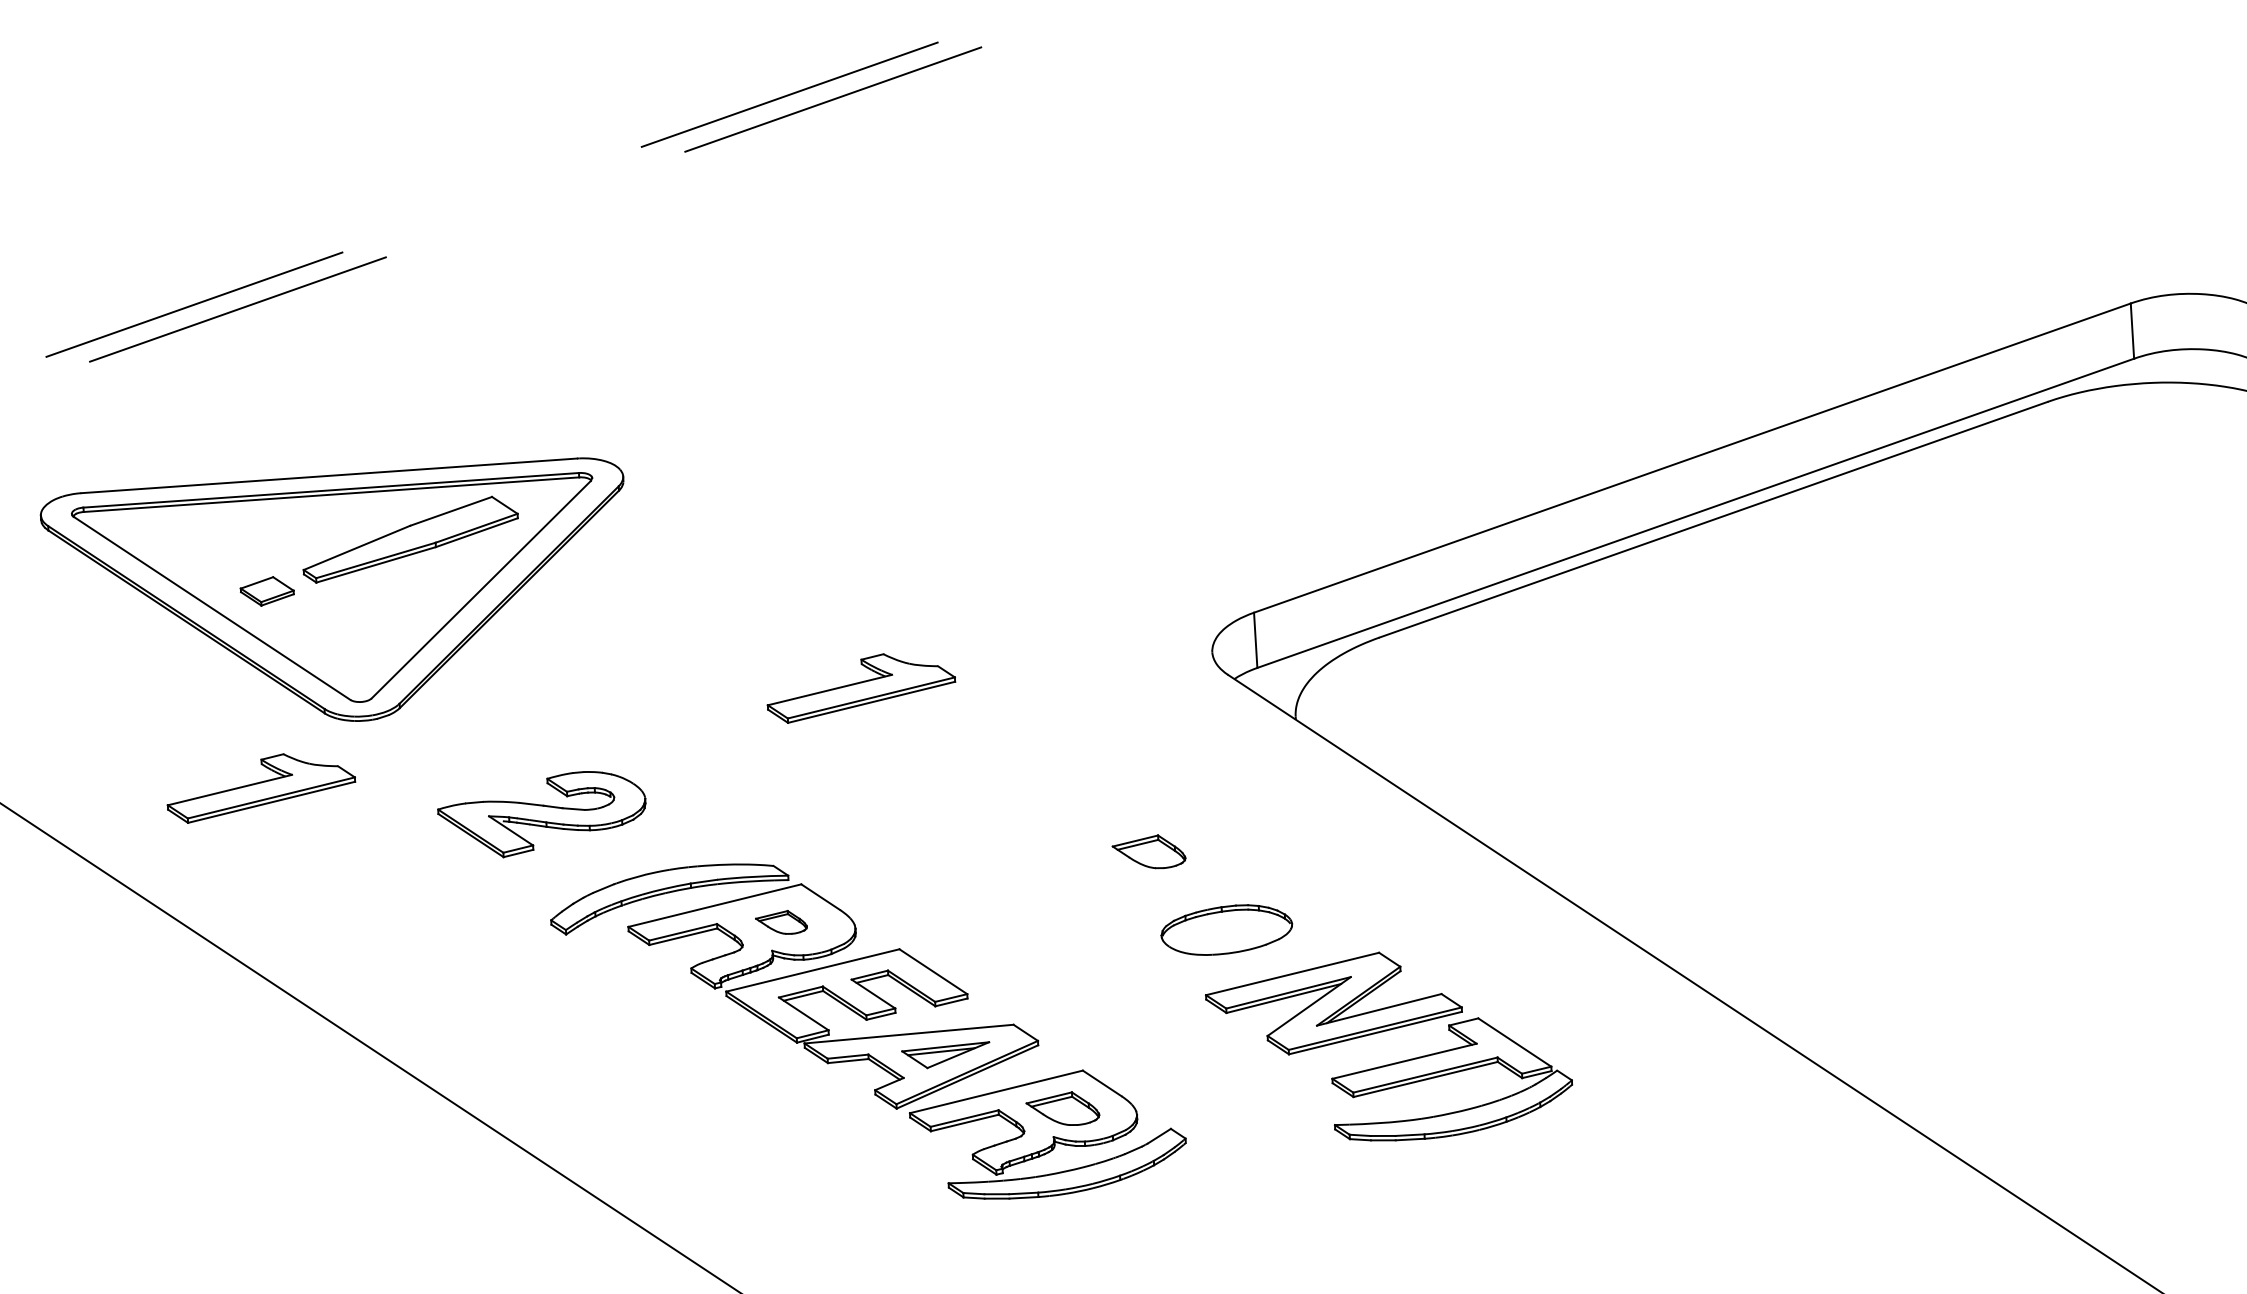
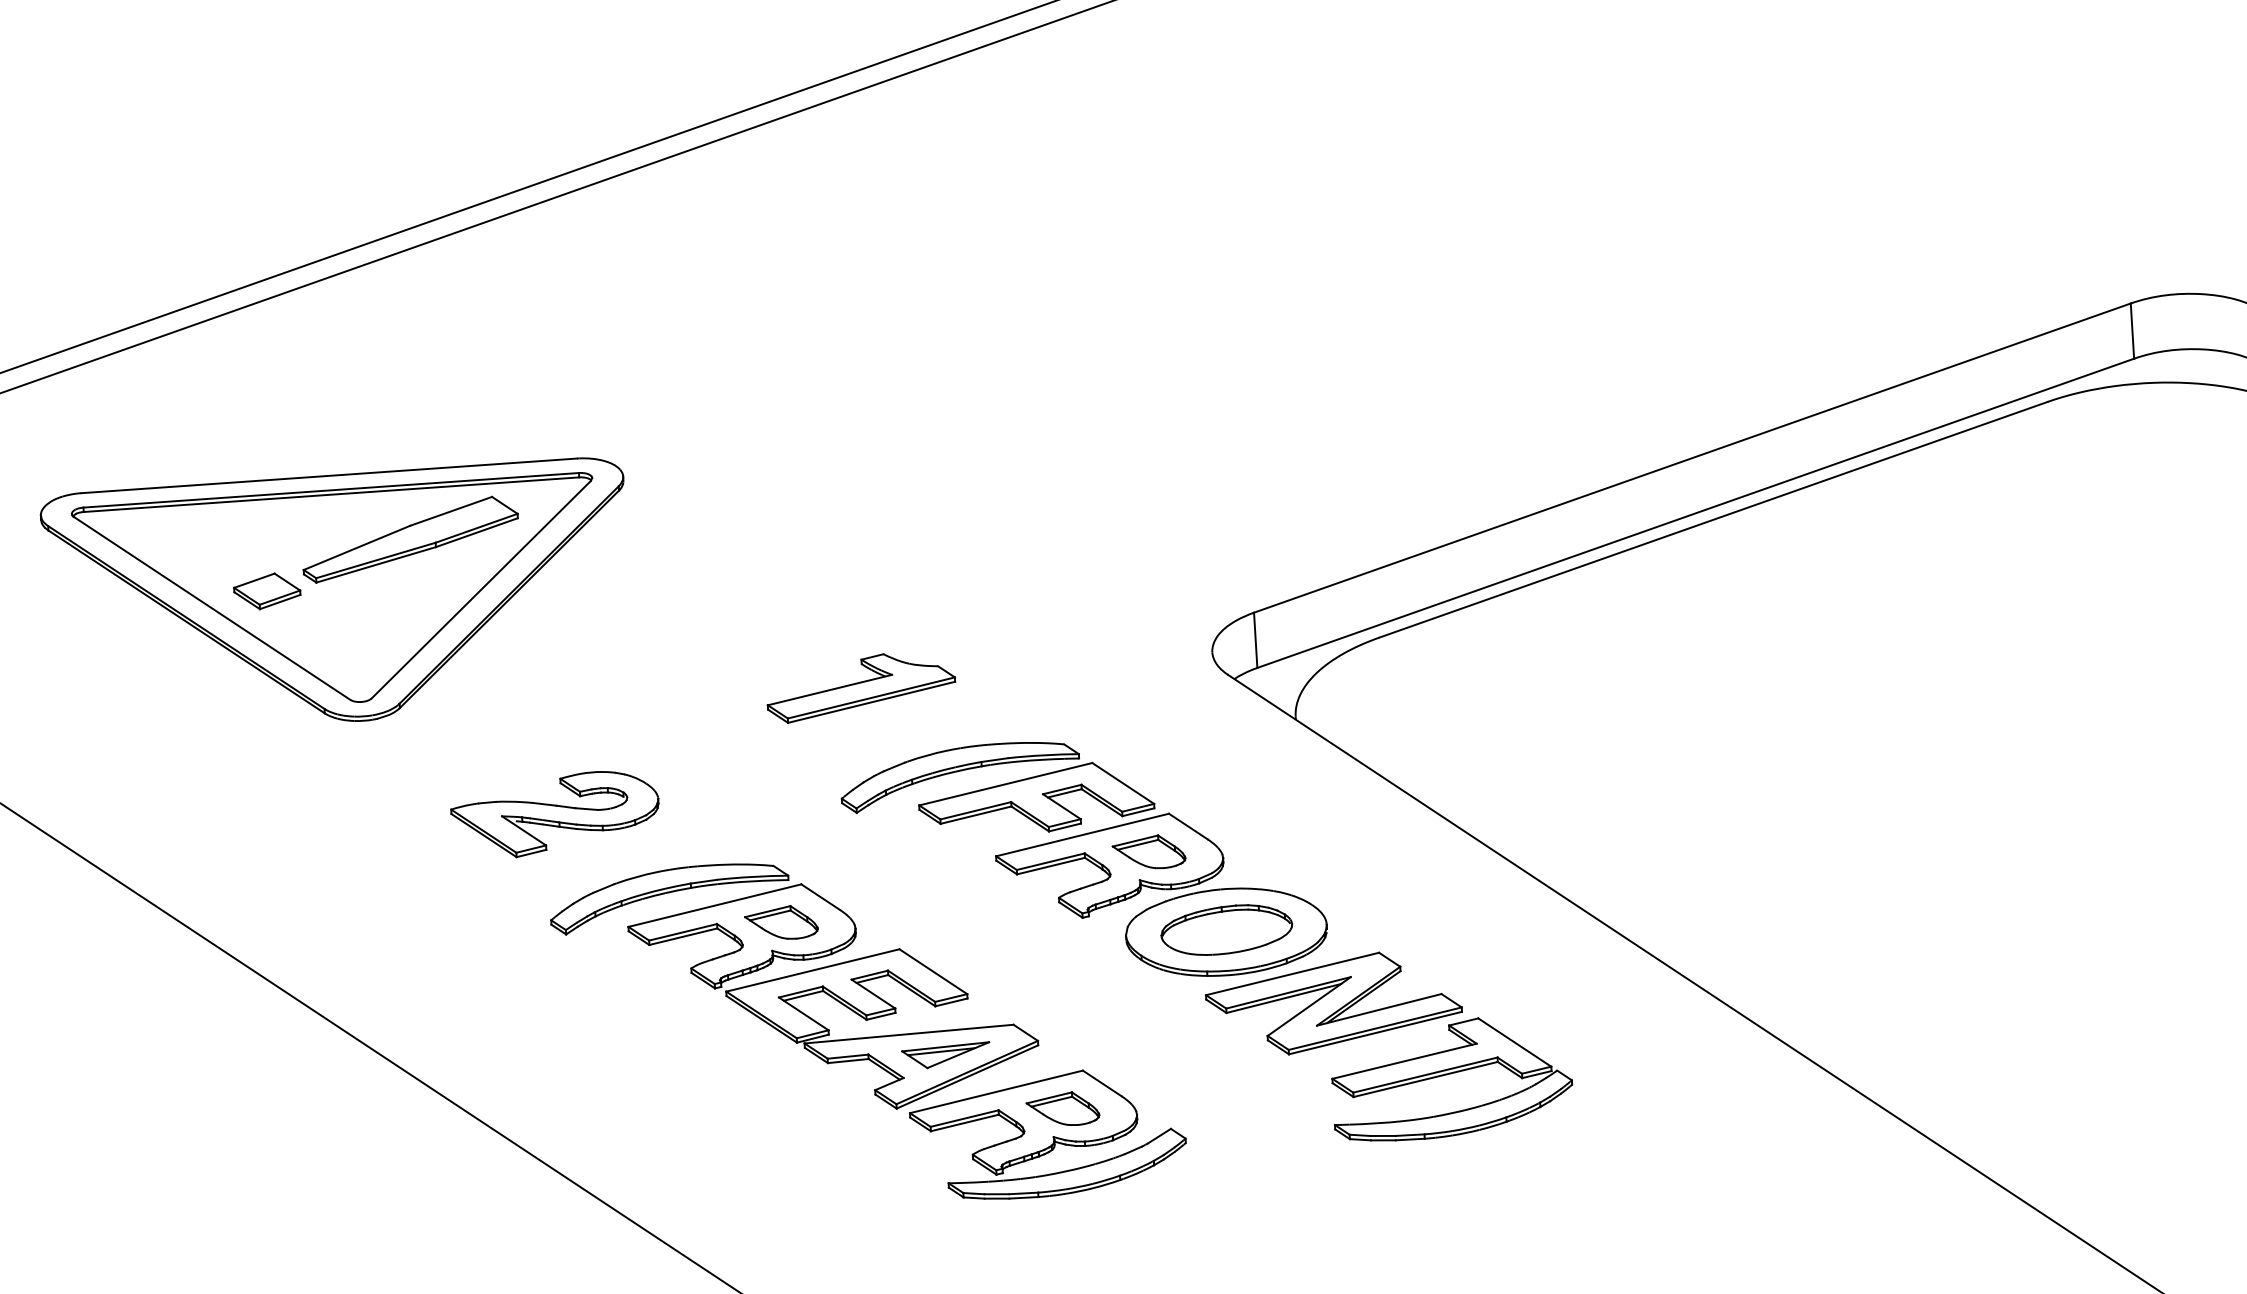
line: dashed -> solid (528, 186)
line: dashed -> solid (558, 196)
part size: 56x31 px -> 69x39 px (267, 591)
part: present -> none (261, 788)
part position: (541, 814) -> (554, 814) (554, 814)
part: none -> present (1083, 859)
part size: 53x25 px -> 75x35 px (781, 922)
